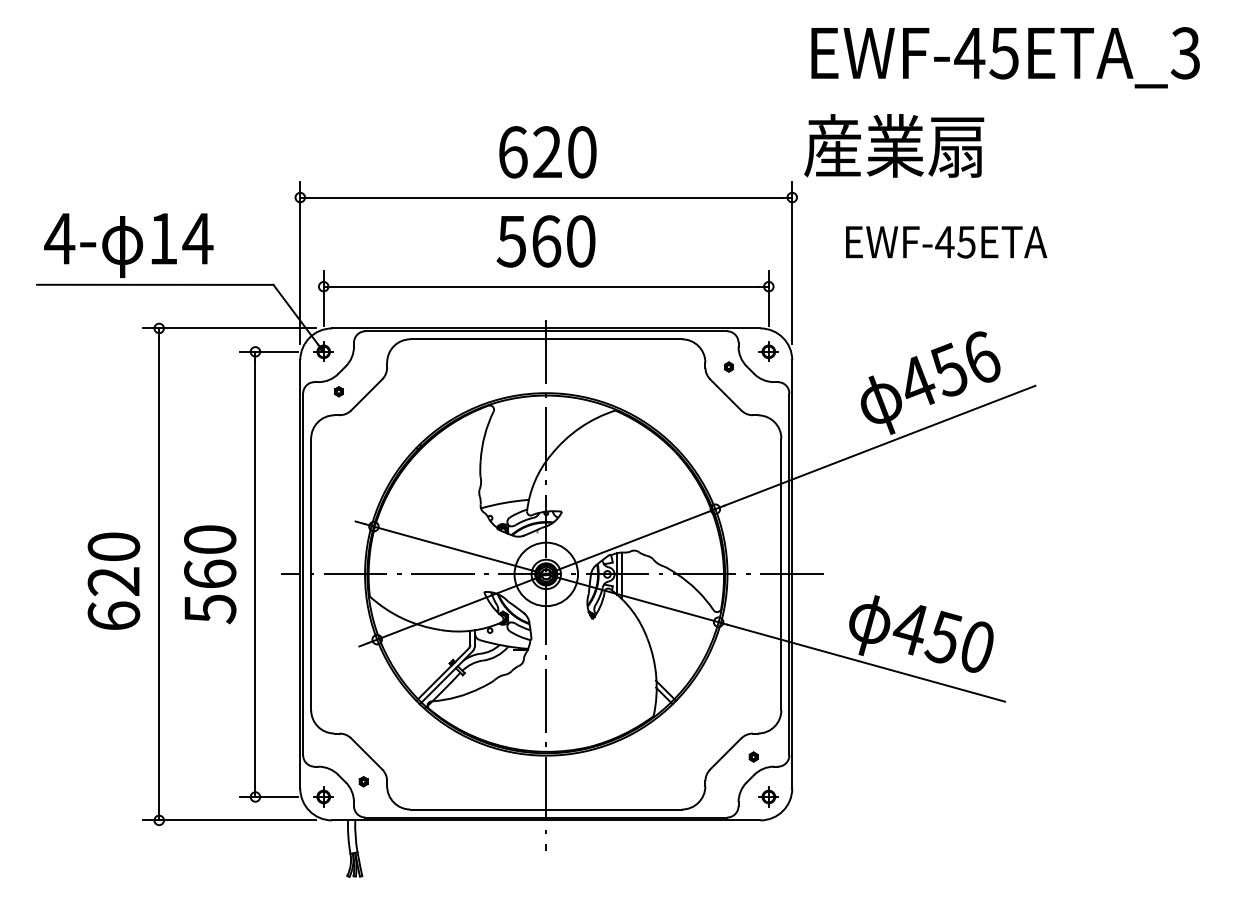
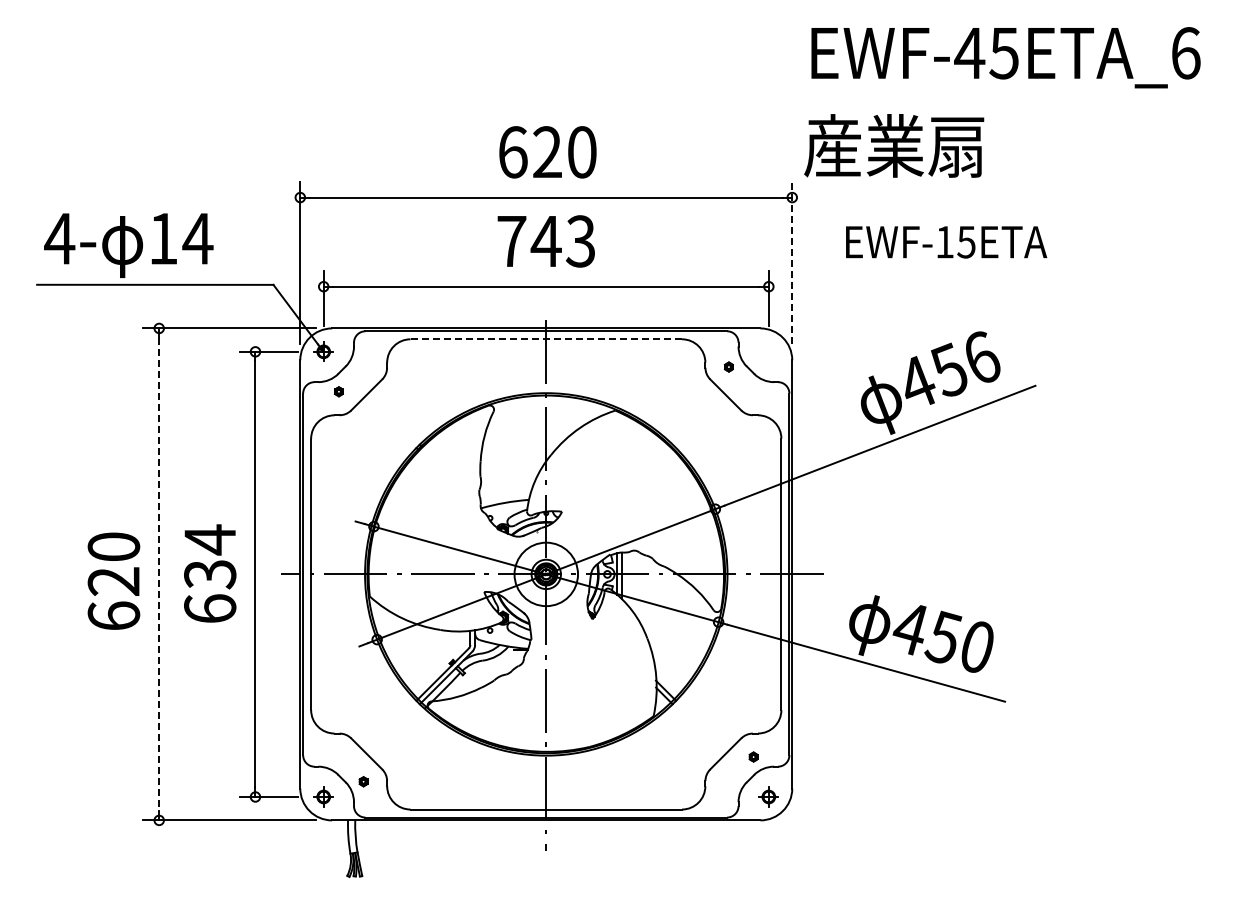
text: EWF-45ETA_3 -> EWF-45ETA_6 (1185, 53)
text: 560 -> 743 (545, 241)
text: EWF-45ETA -> EWF-15ETA (944, 242)
line: solid -> dashed (792, 262)
line: solid -> dashed (546, 339)
part: present -> none (768, 351)
line: solid -> dashed (159, 574)
text: 560 -> 634 (210, 574)
